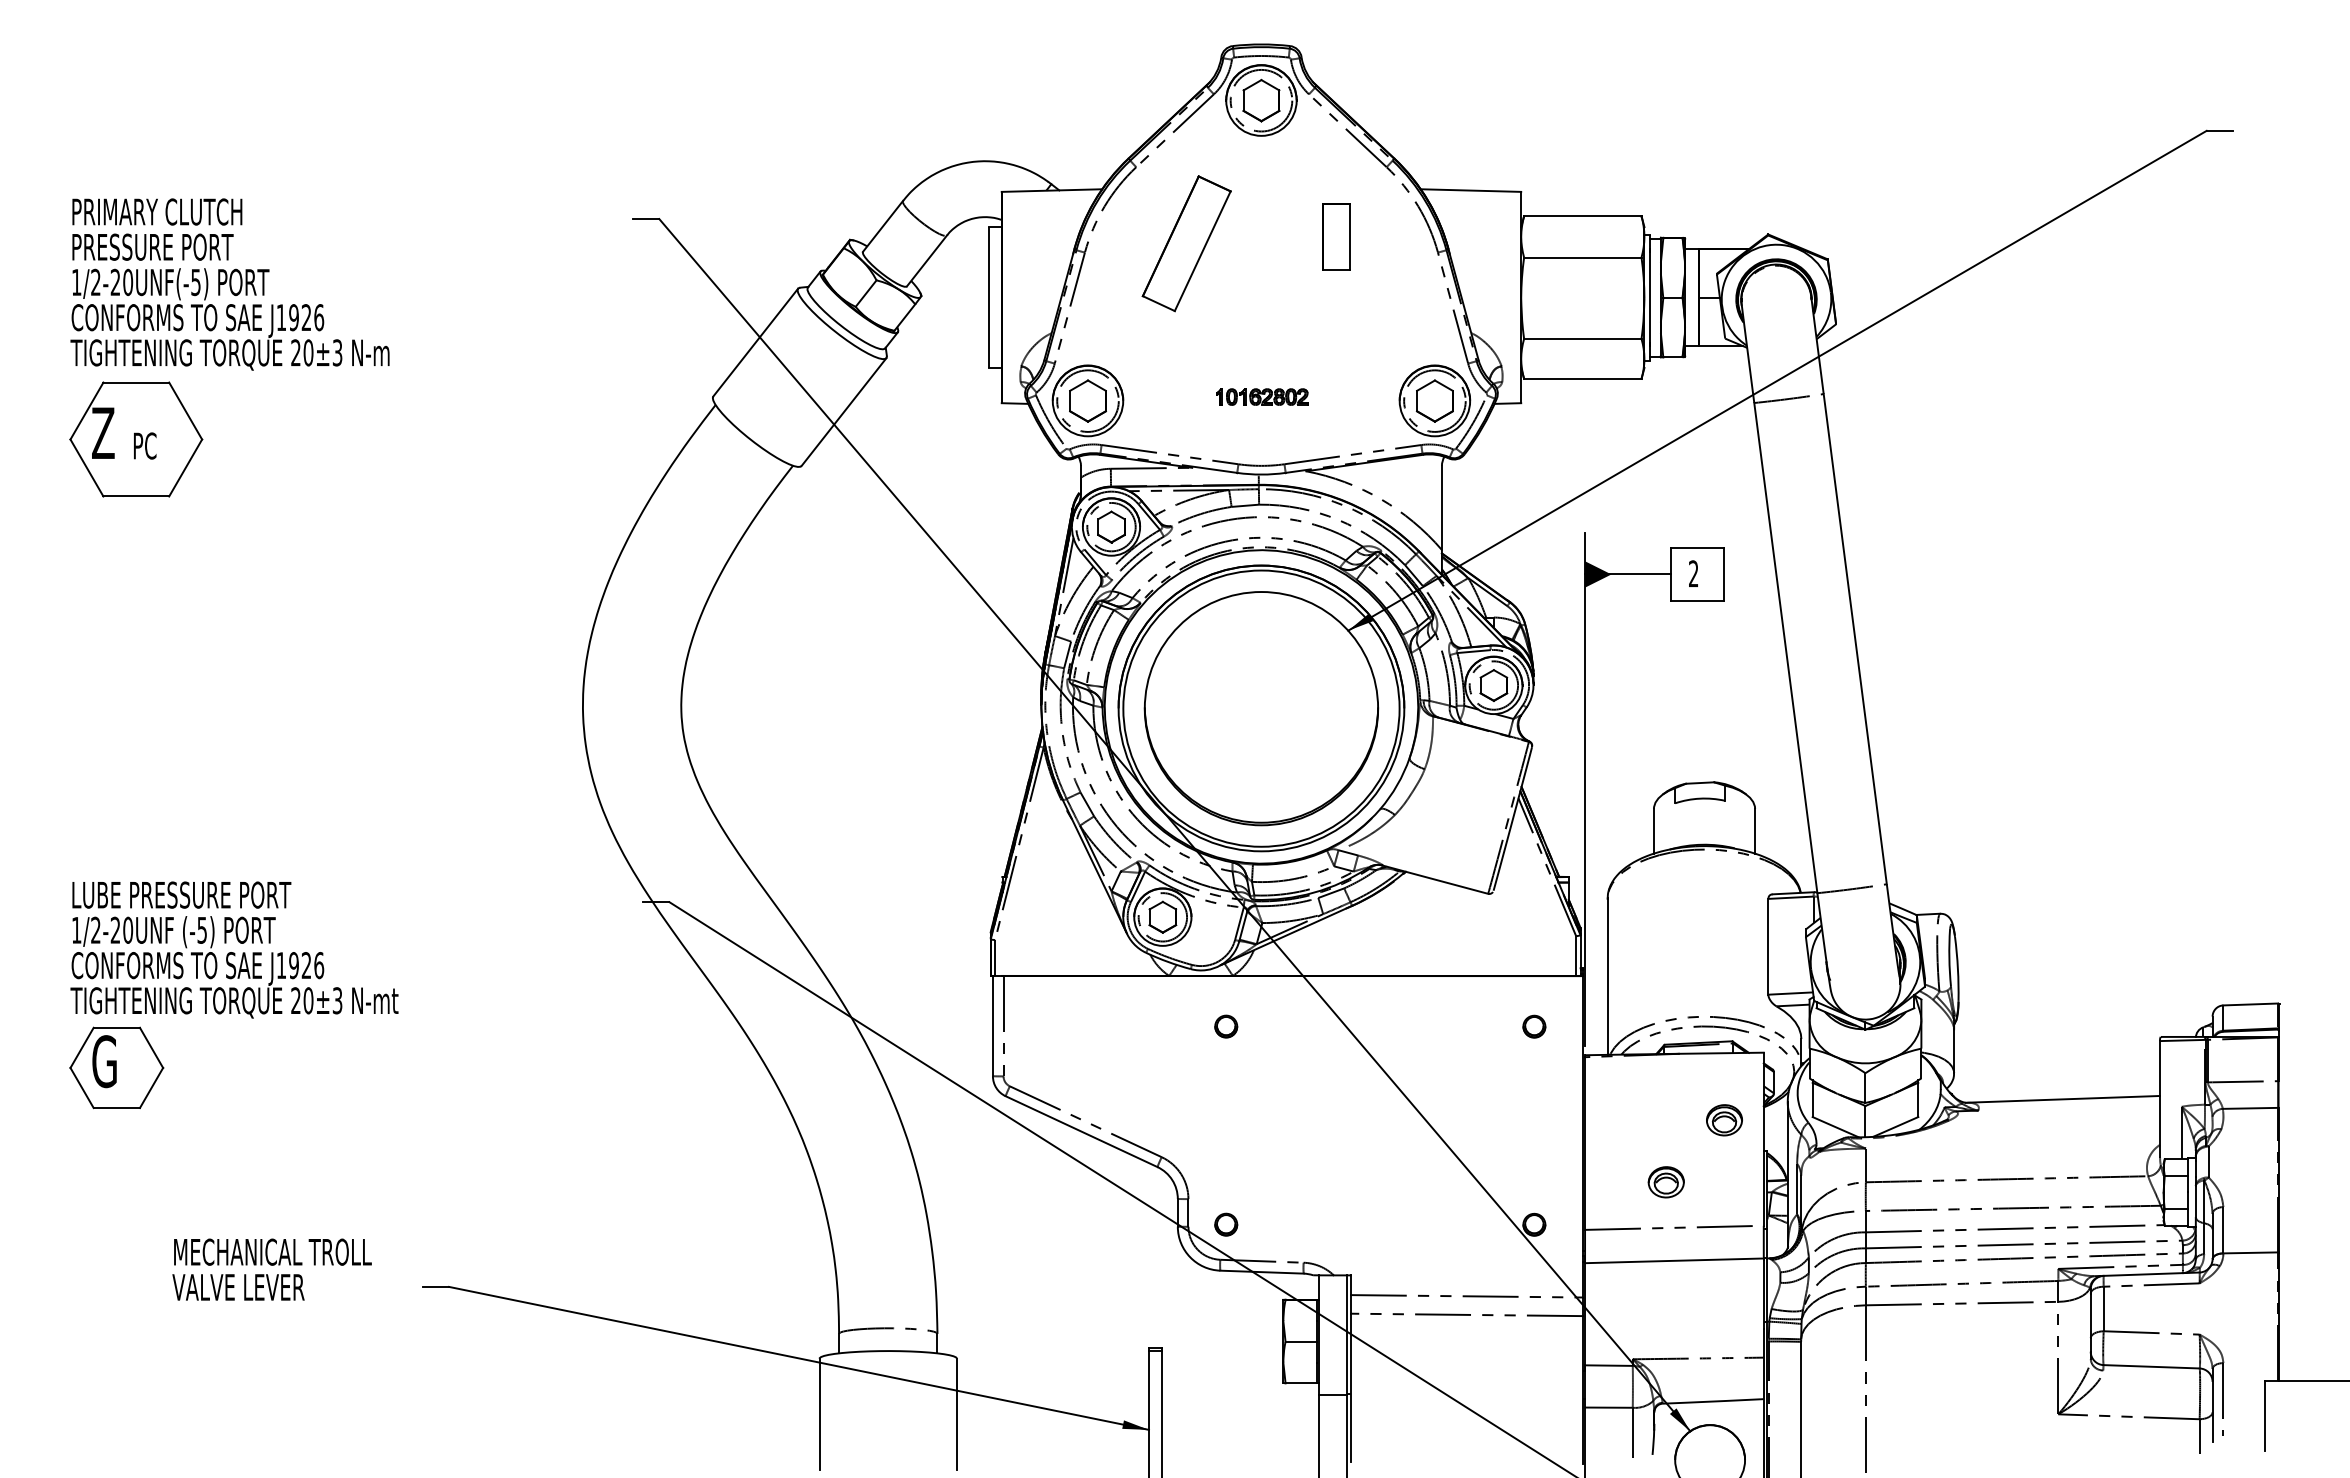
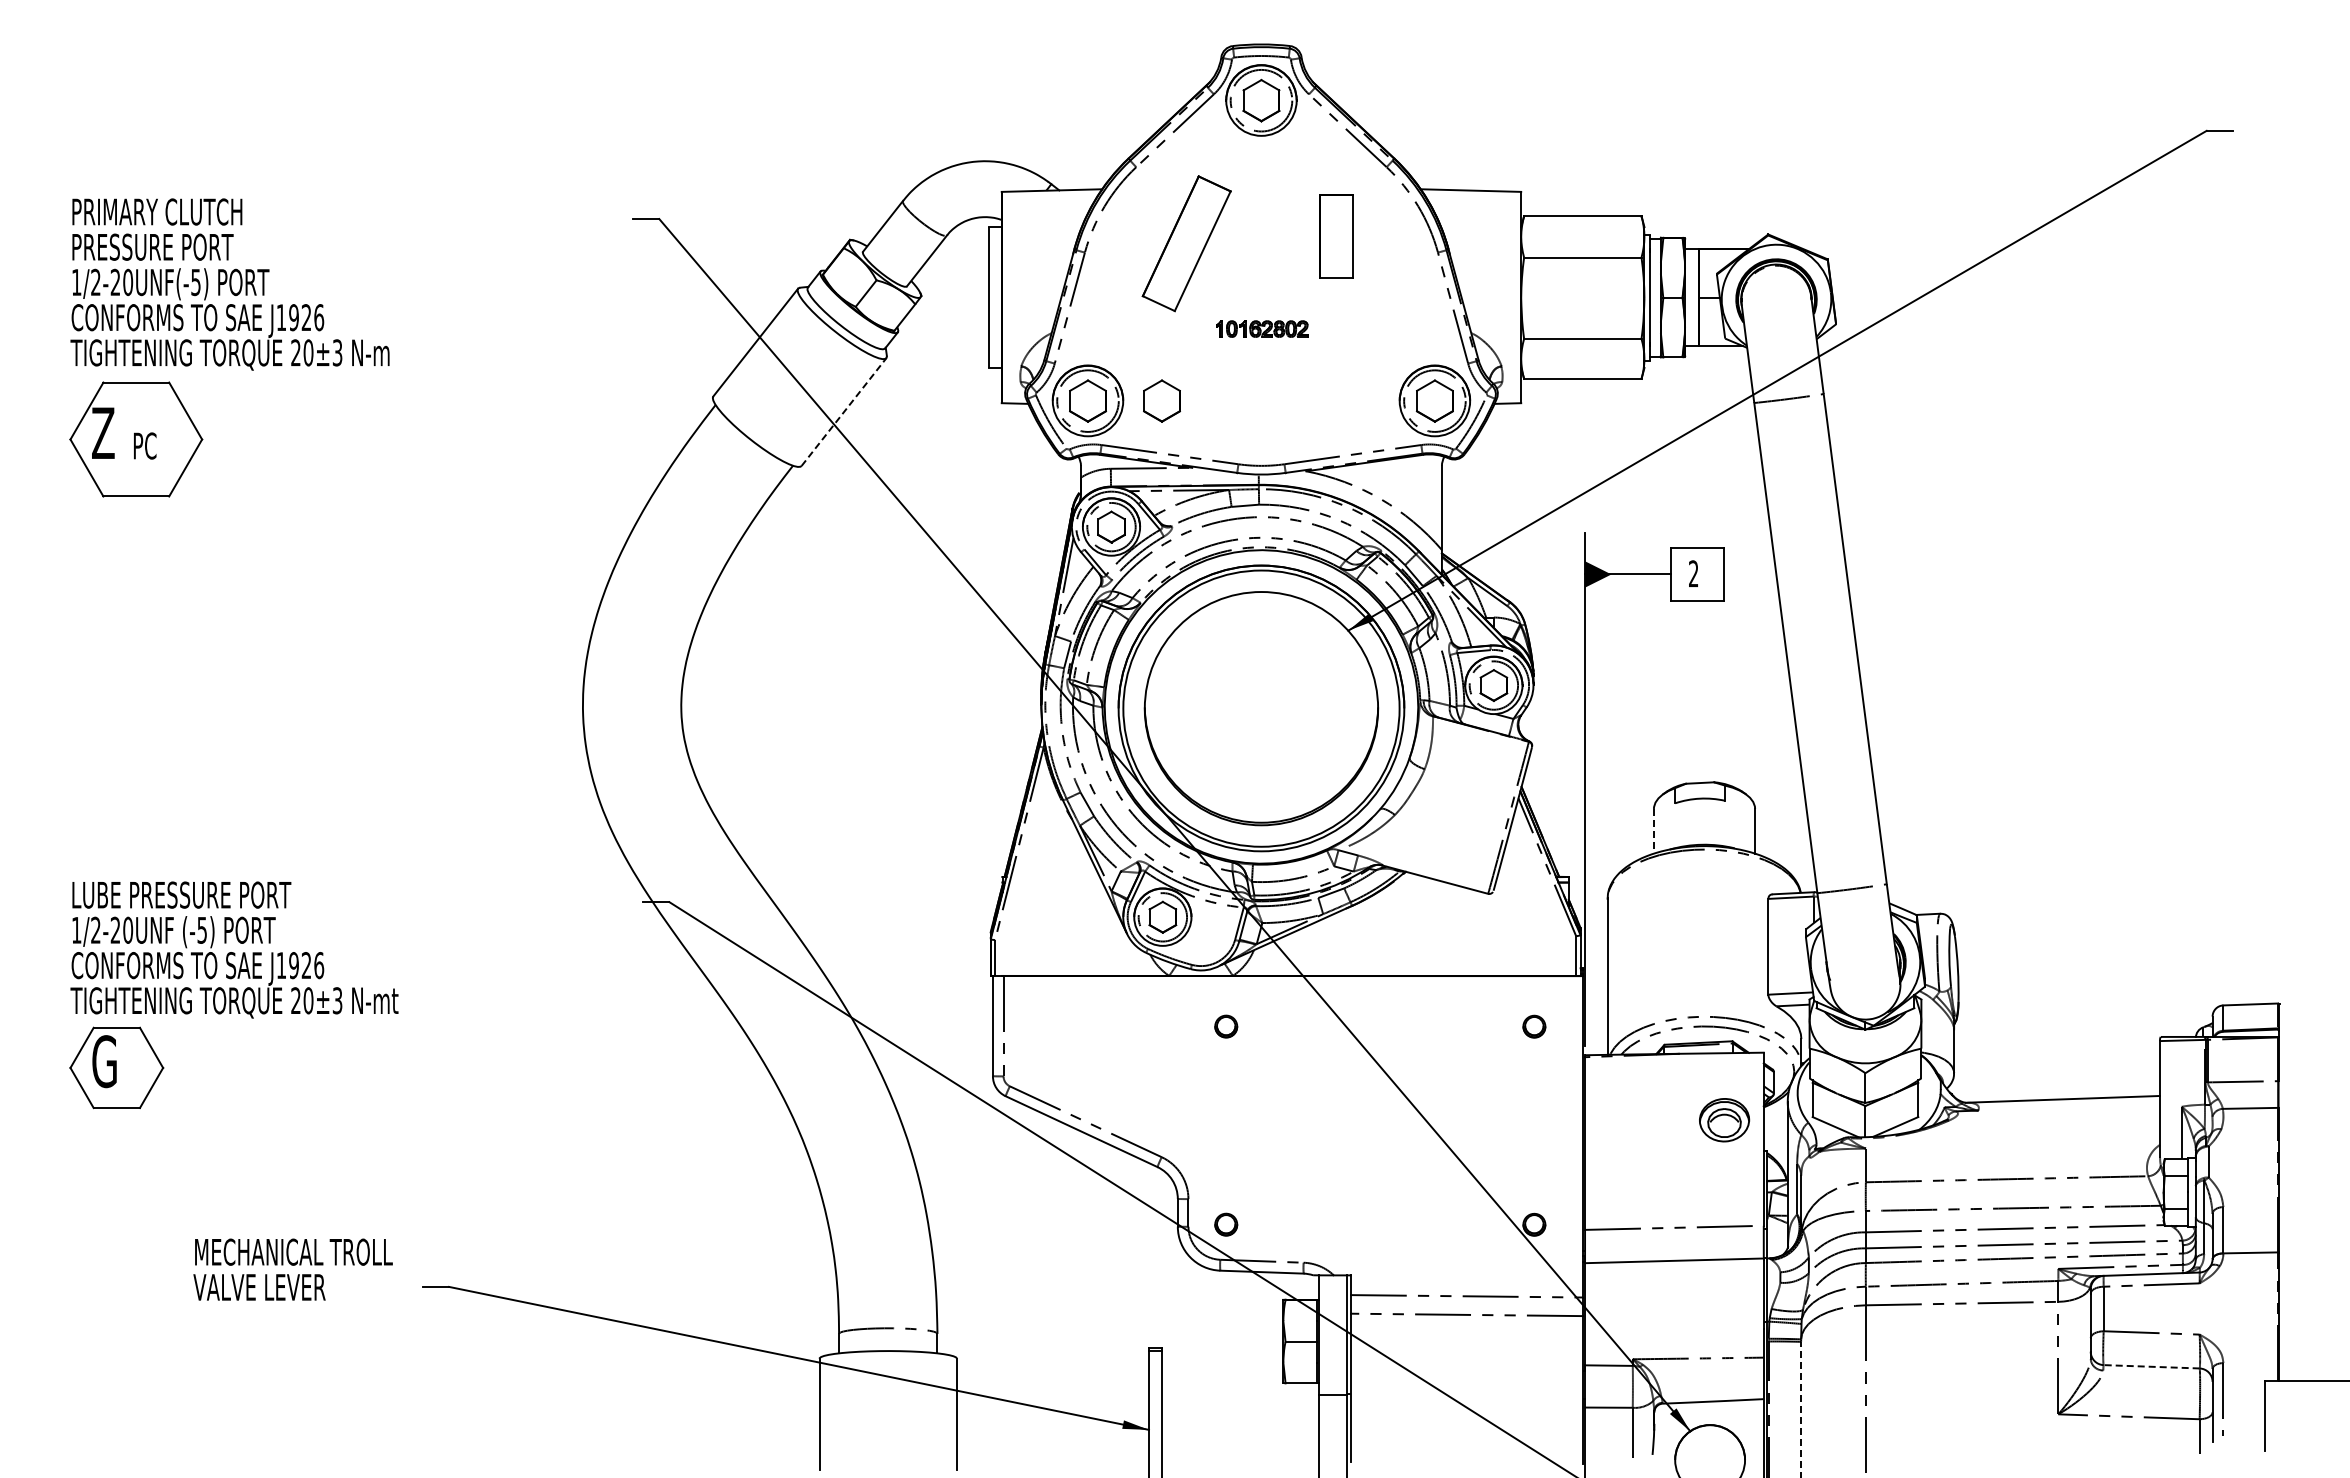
part size: 29x68 px -> 35x85 px (1336, 236)
part position: (1262, 396) -> (1262, 328) (1262, 328)
part: none -> present (1161, 400)
line: solid -> dashed (844, 412)
line: solid -> dashed (1653, 831)
part size: 37x33 px -> 52x45 px (1724, 1120)
part: present -> none (1665, 1182)
text position: (271, 1269) -> (292, 1269) (292, 1269)
line: solid -> dashed (2151, 1366)
line: solid -> dashed (1801, 1409)
